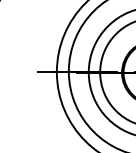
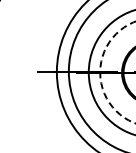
circle: solid -> dashed (117, 72)
